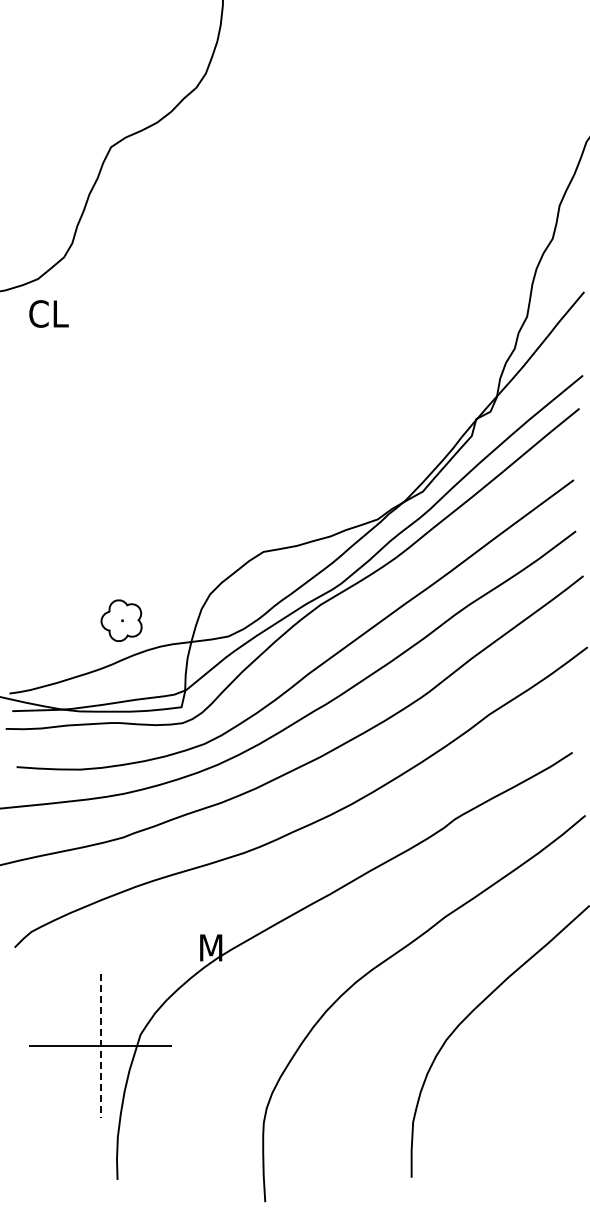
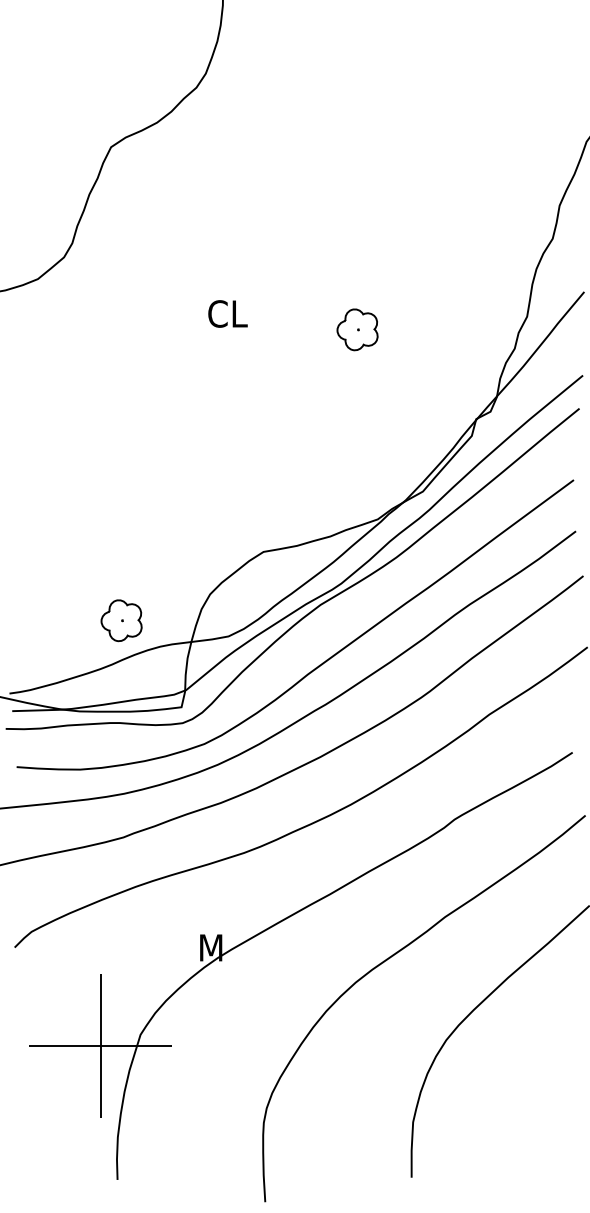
text position: (48, 313) -> (227, 313) (227, 313)
part: none -> present (357, 329)
line: dashed -> solid (100, 1045)
